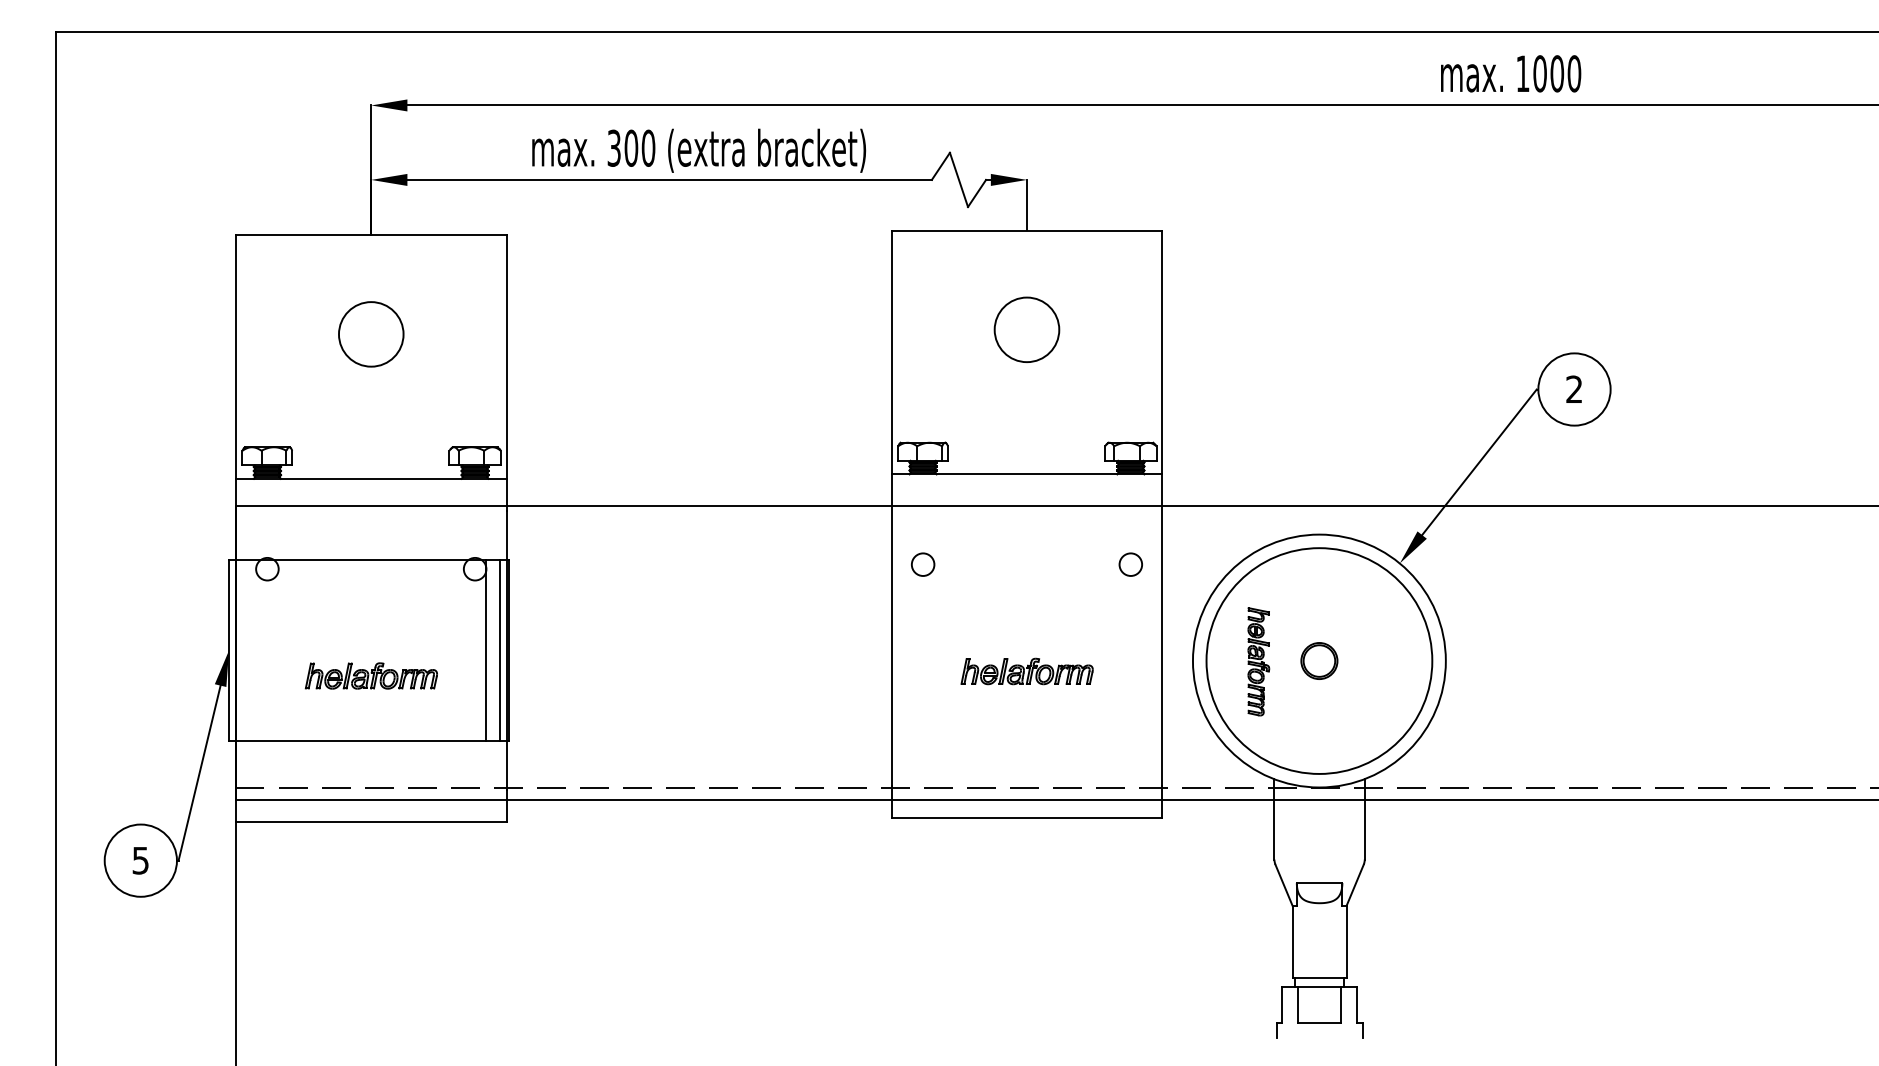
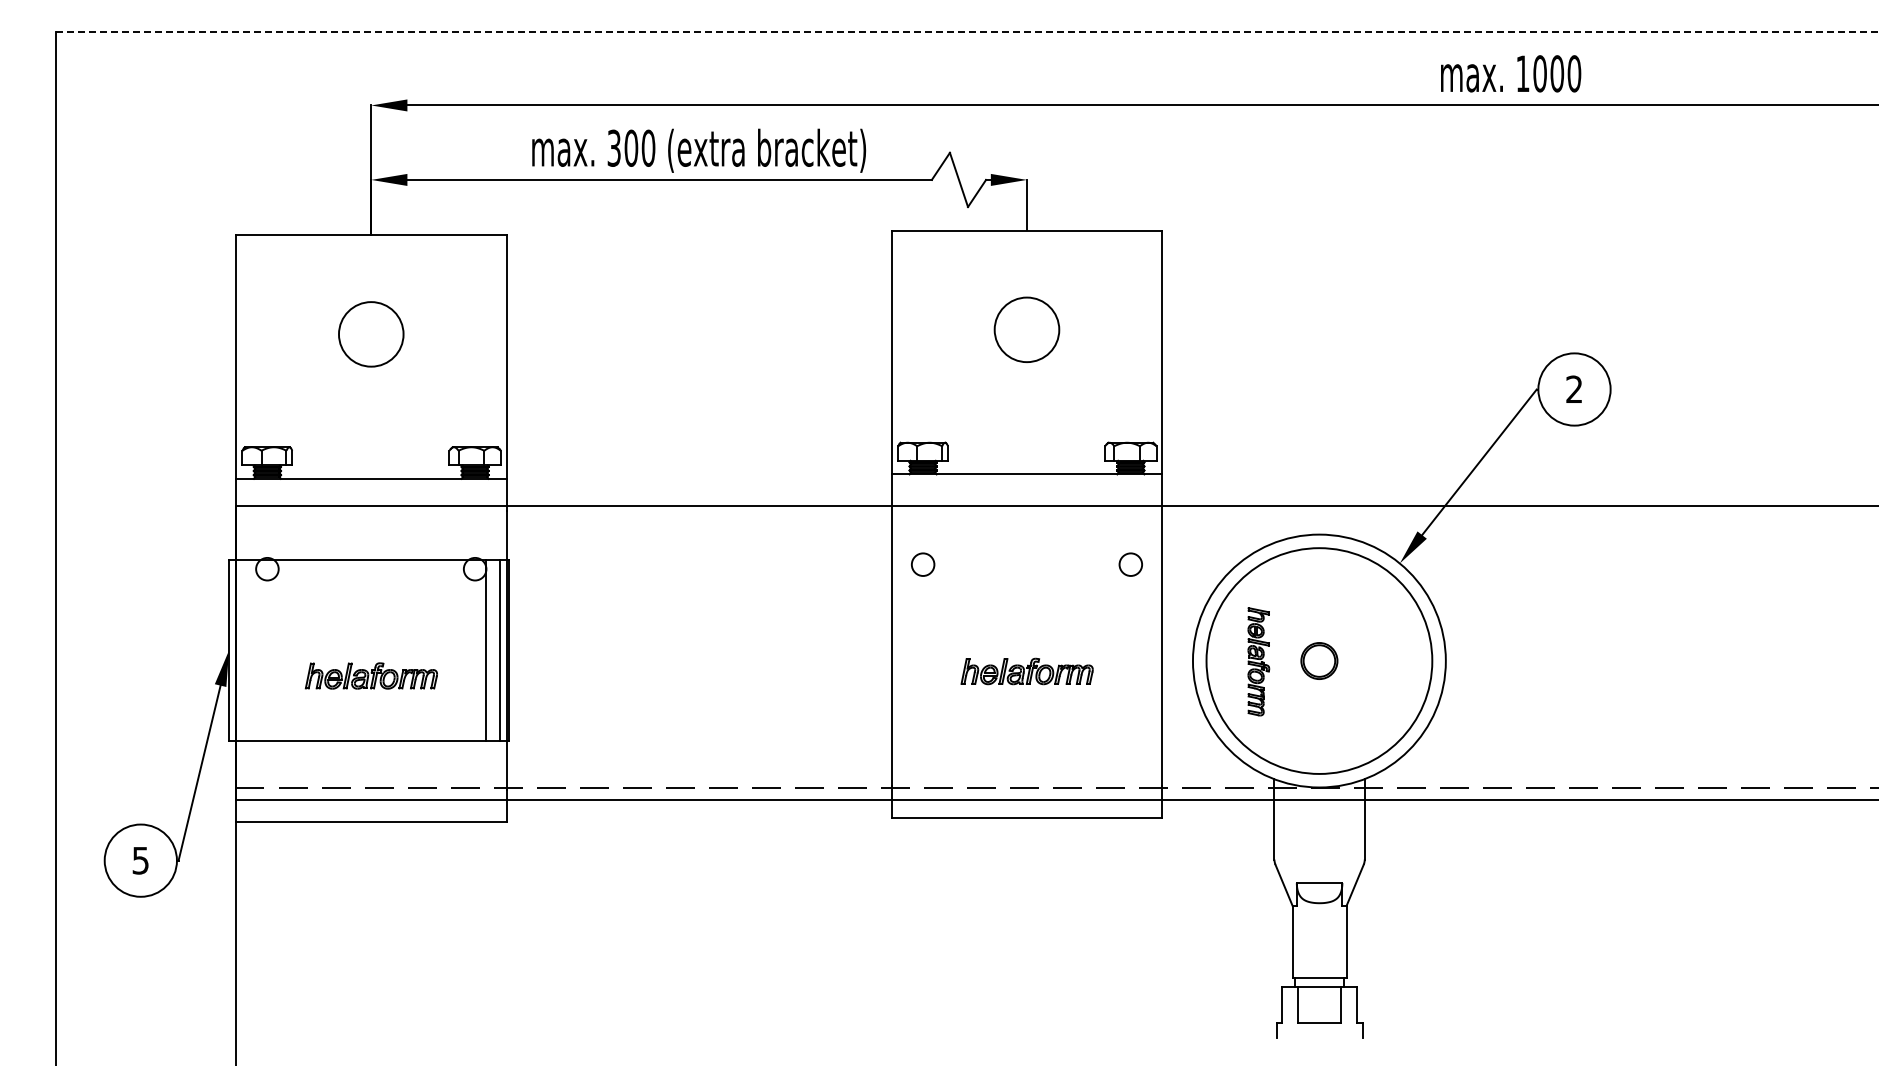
line: solid -> dashed (967, 31)
